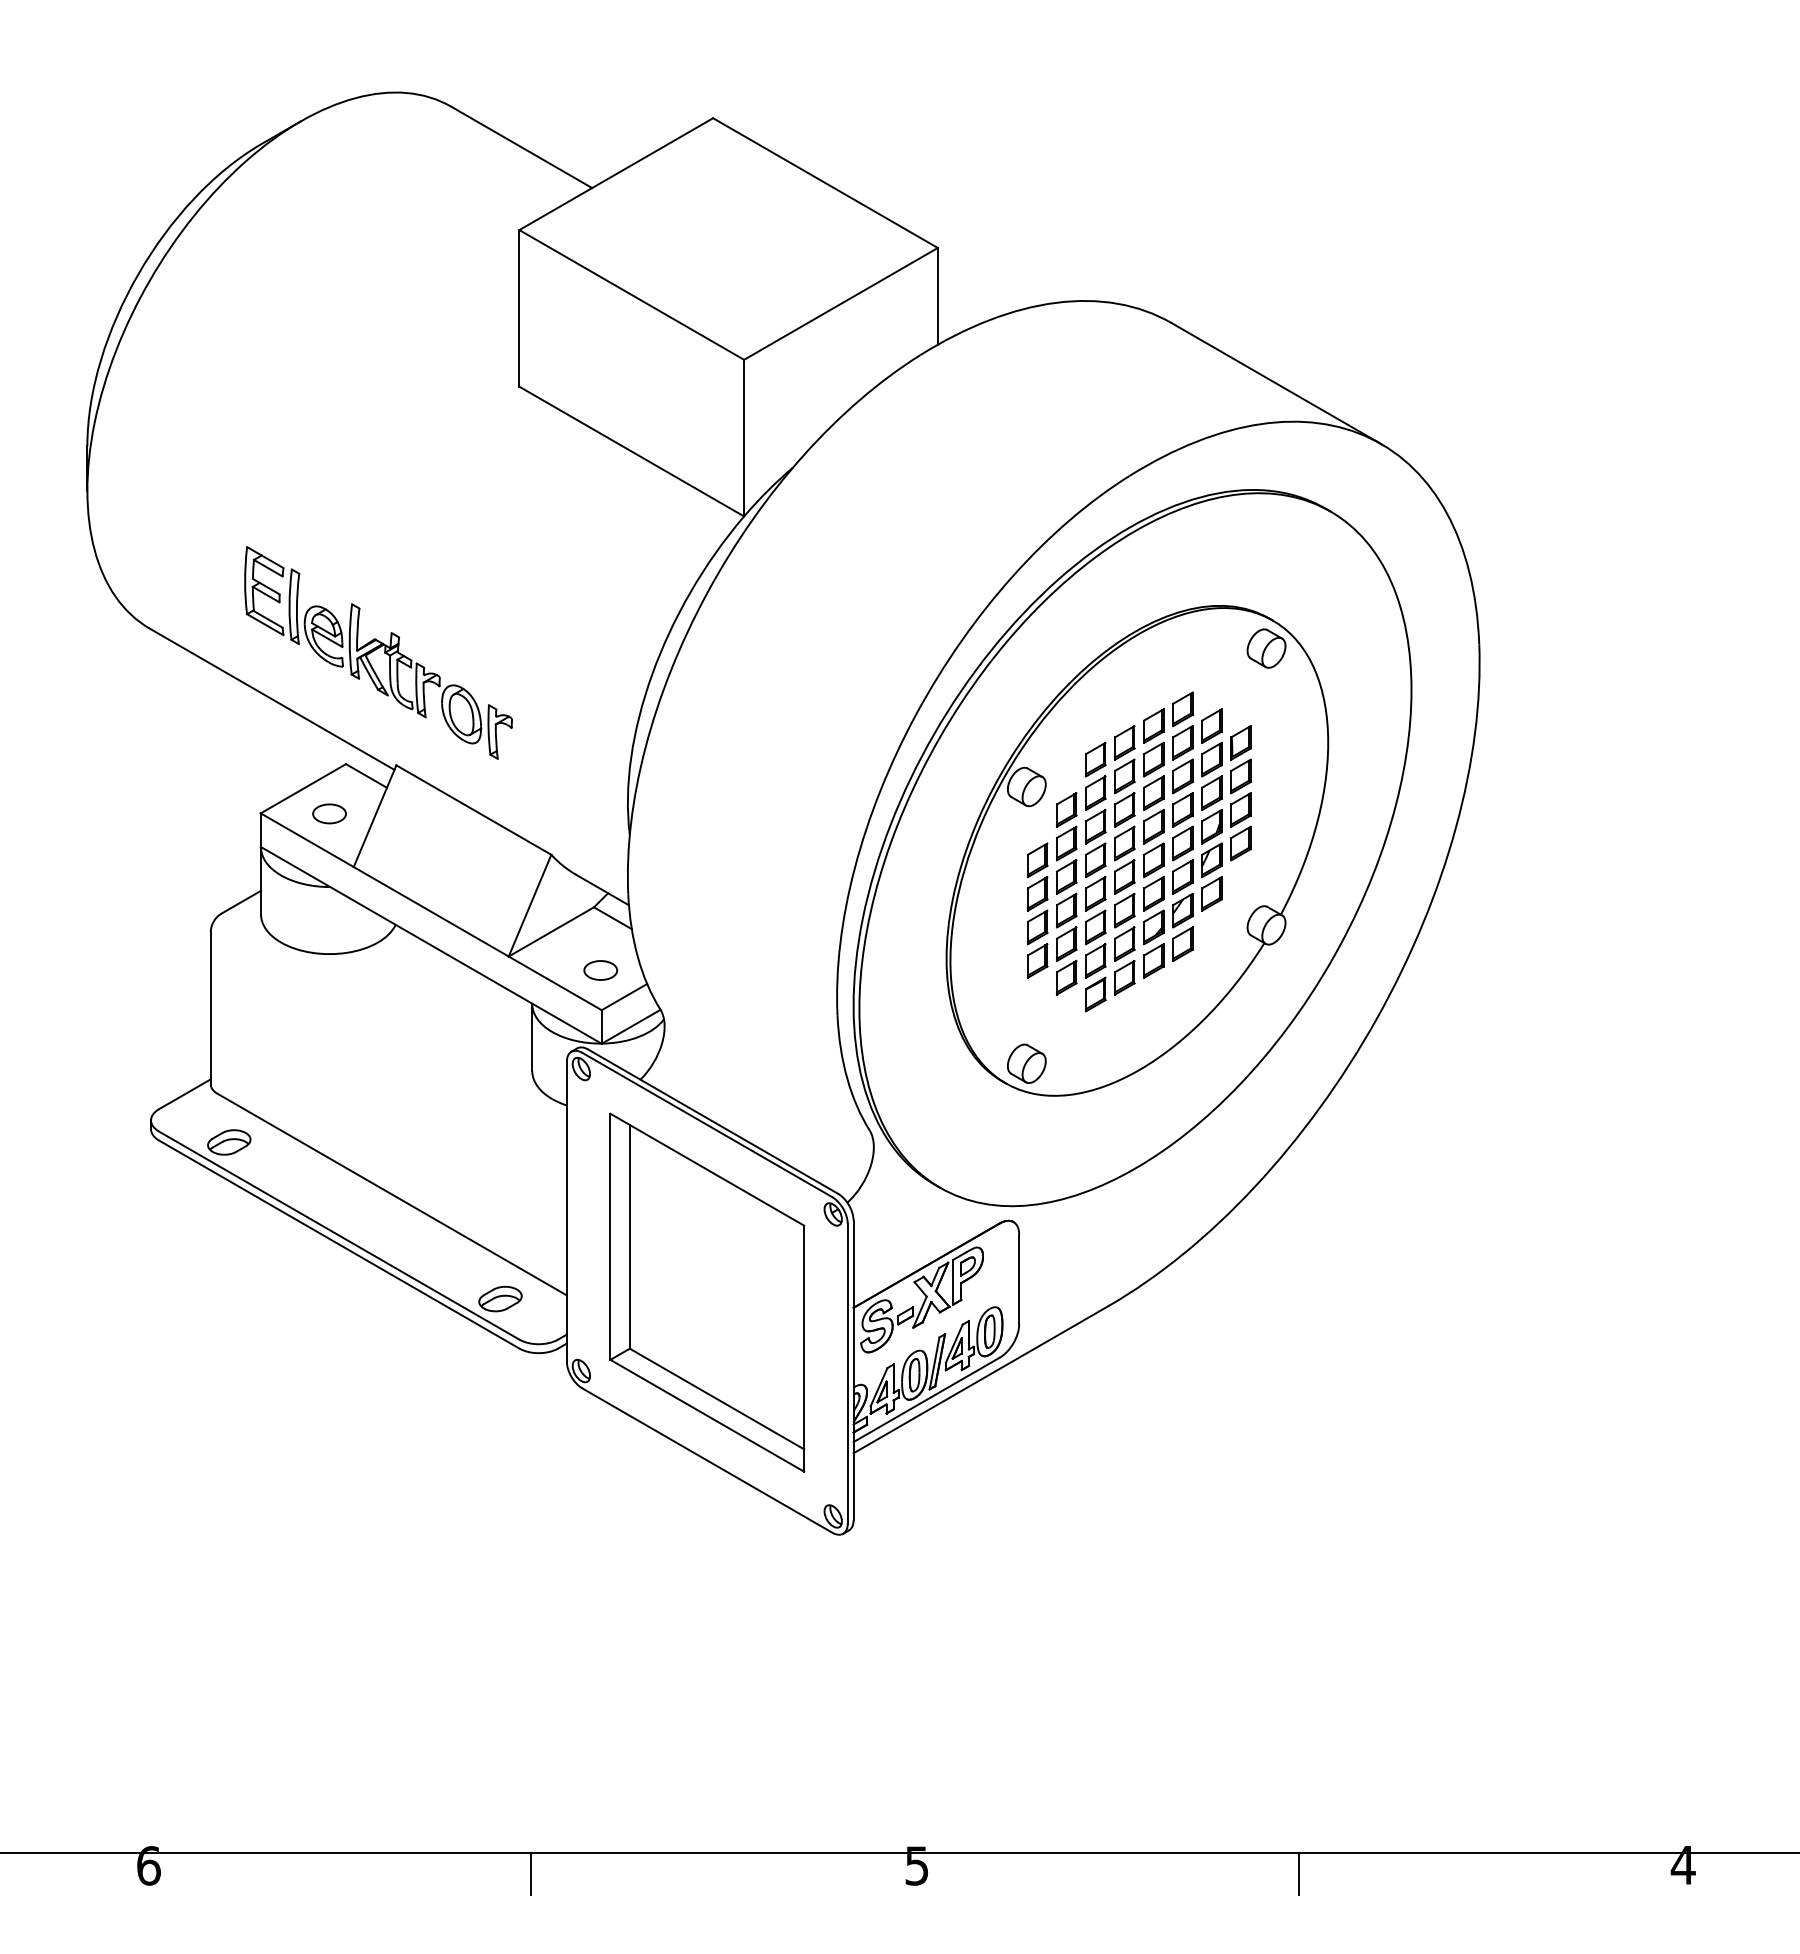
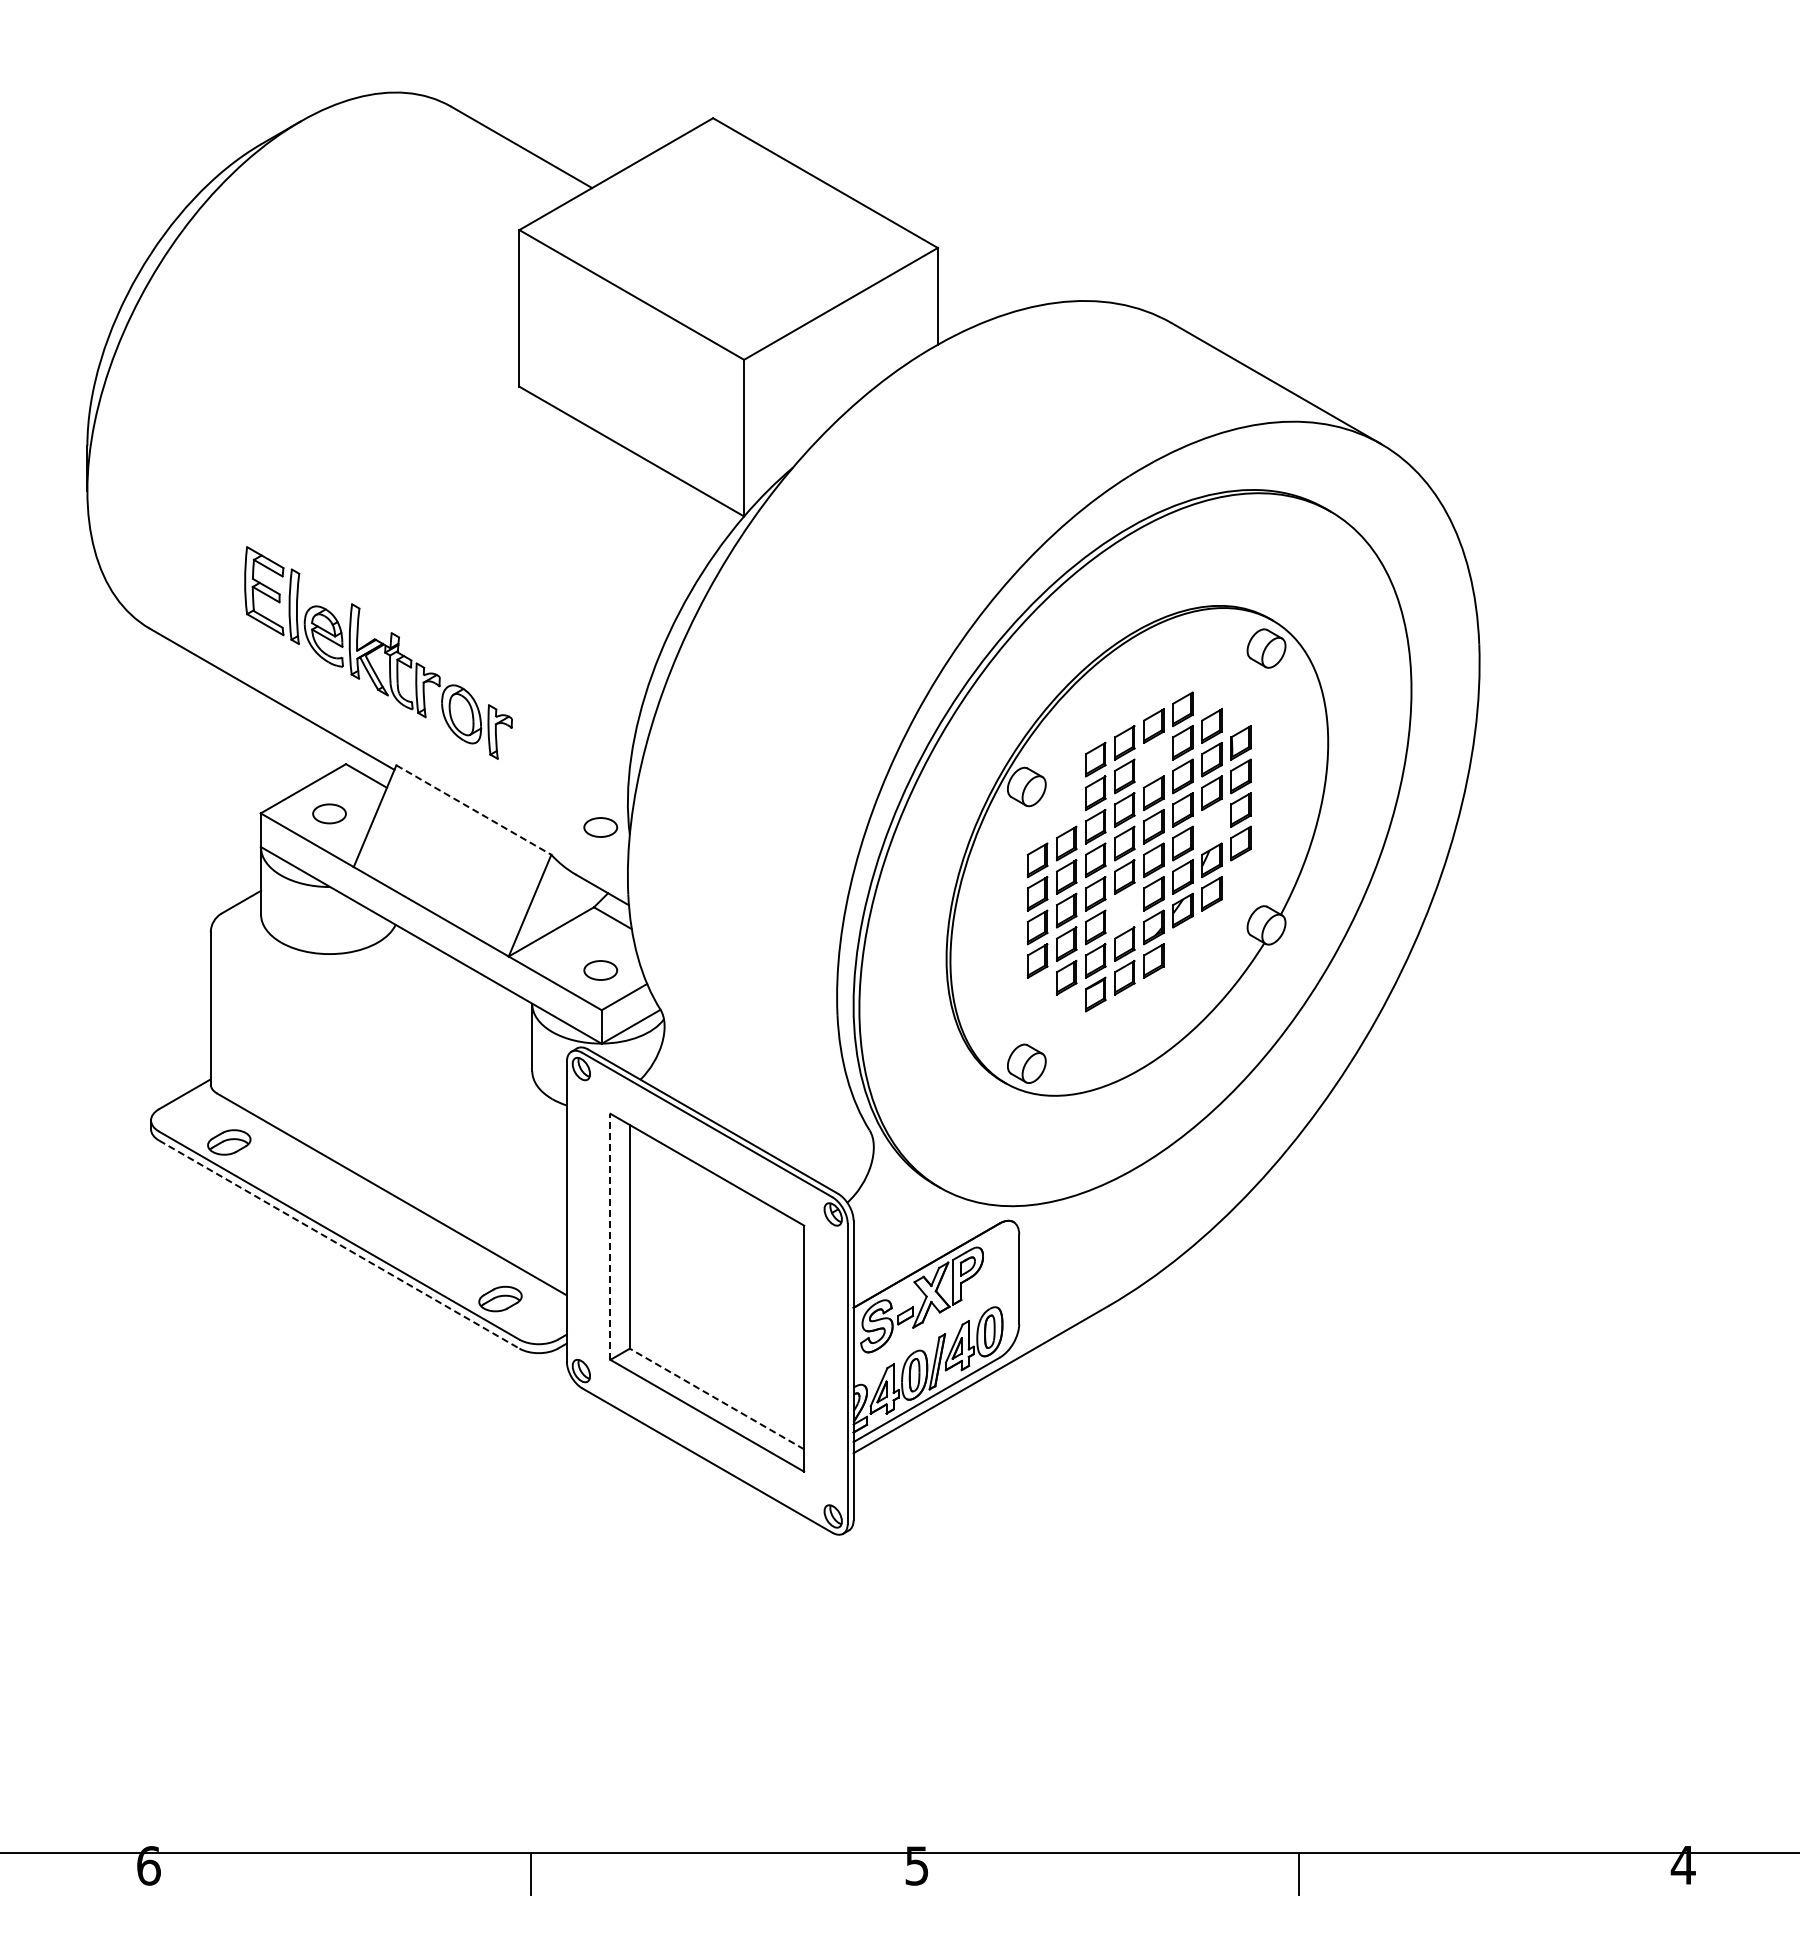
part: present -> none (1153, 759)
part: present -> none (1066, 809)
line: solid -> dashed (474, 810)
part: present -> none (1211, 826)
part: none -> present (600, 827)
part: present -> none (1124, 910)
part: present -> none (1182, 943)
line: solid -> dashed (610, 1236)
line: solid -> dashed (339, 1244)
line: solid -> dashed (717, 1399)
